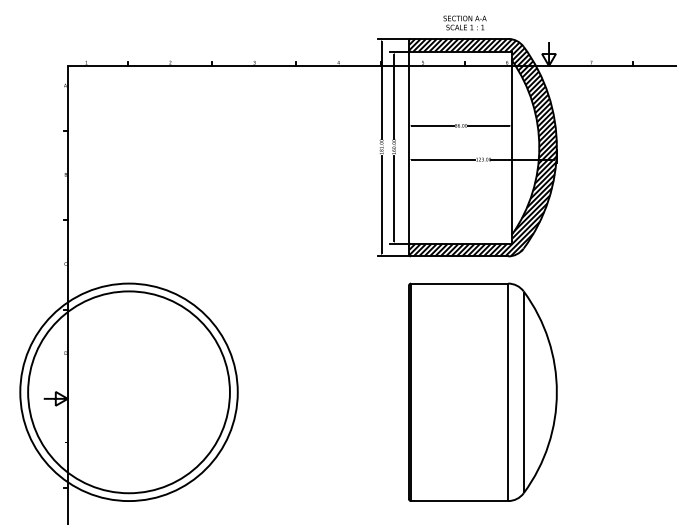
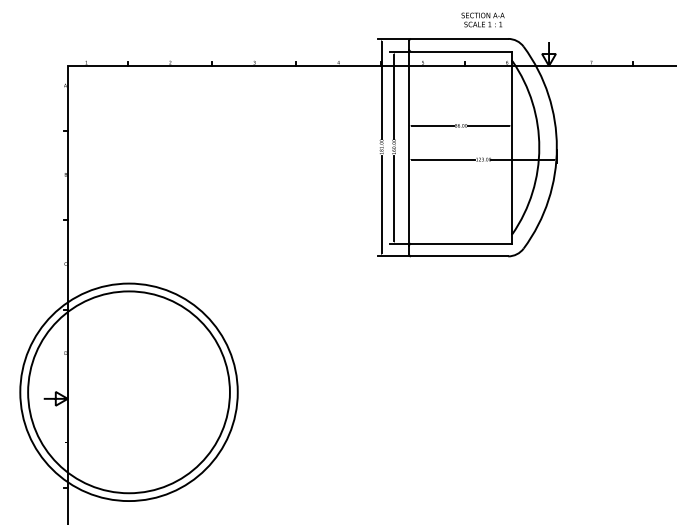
text position: (464, 22) -> (482, 19) (482, 19)
hatch: present -> none (482, 147)
part: present -> none (482, 391)
